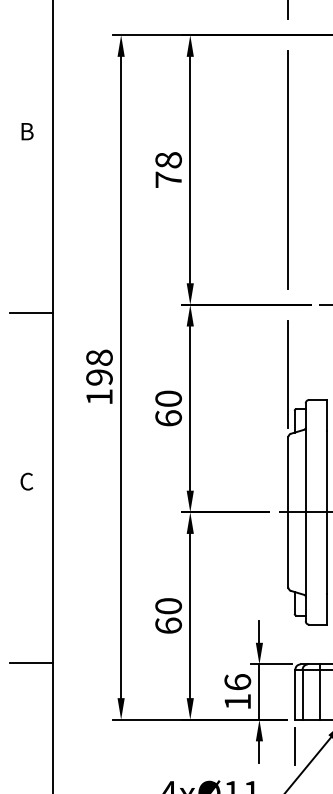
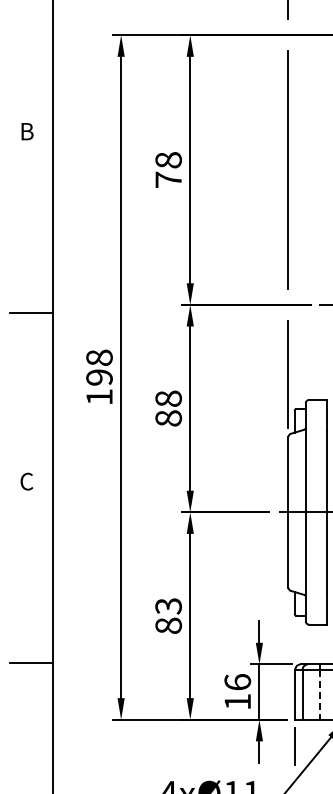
text: 60 -> 88 (168, 408)
text: 60 -> 83 (168, 615)
line: solid -> dashed (319, 695)
